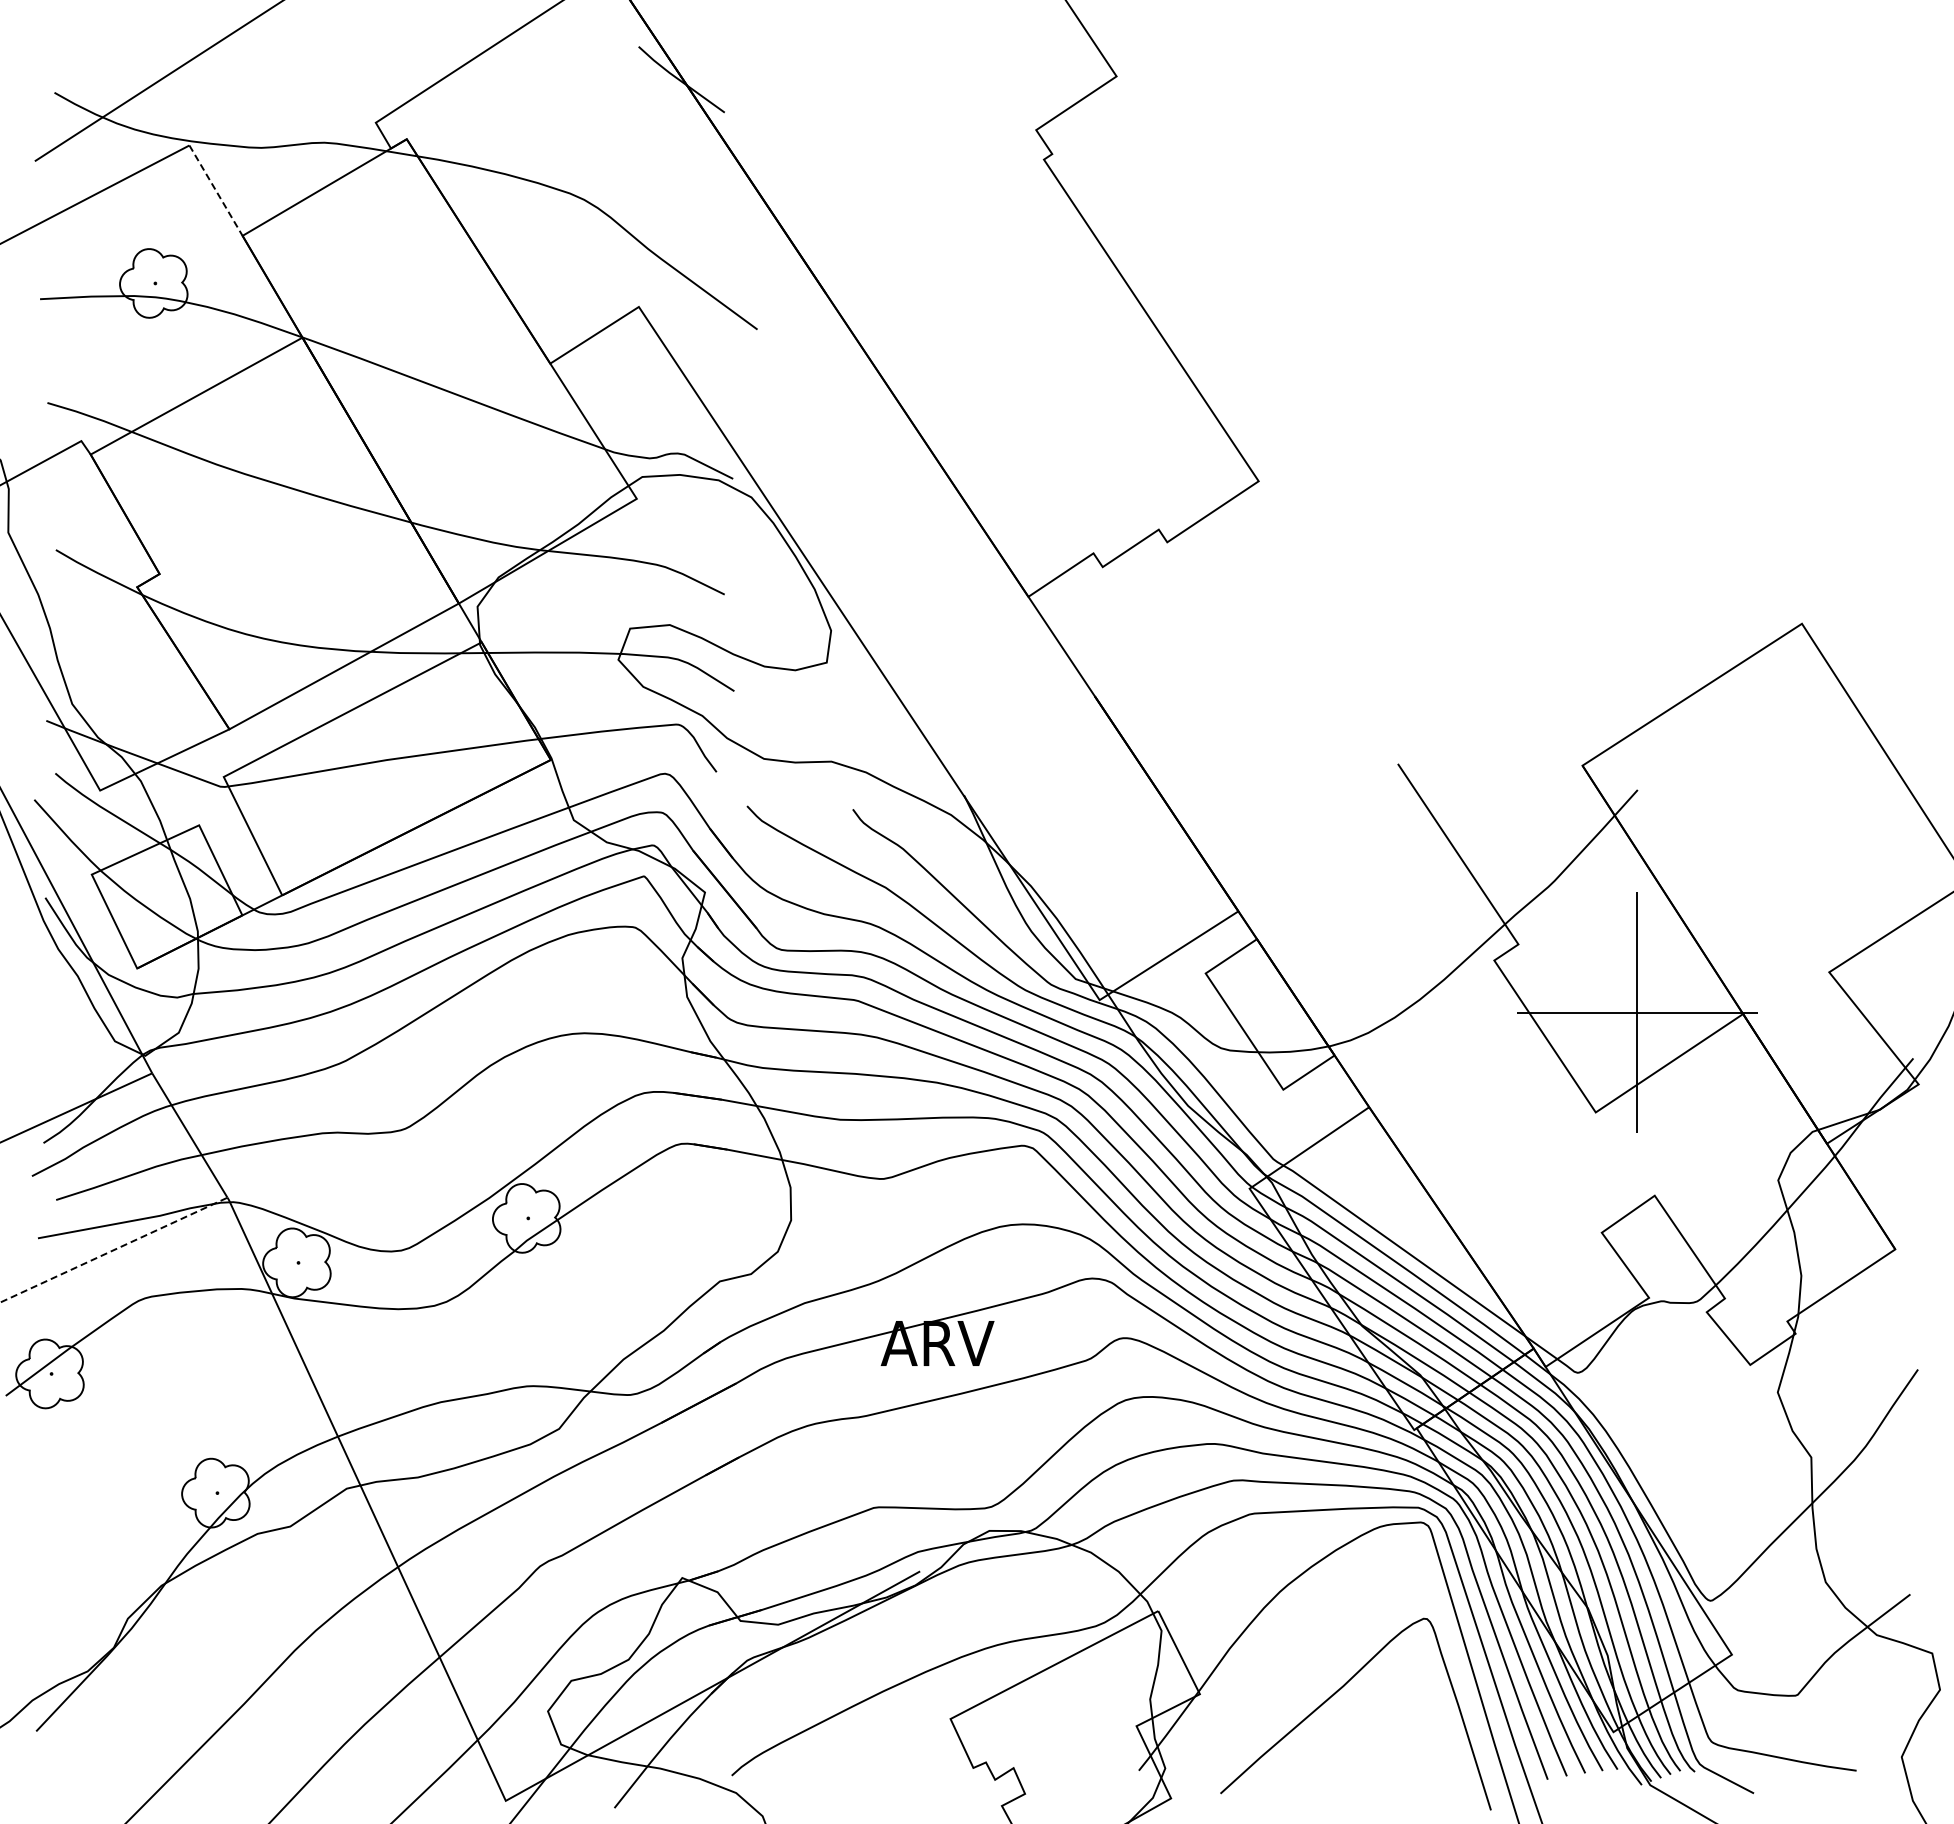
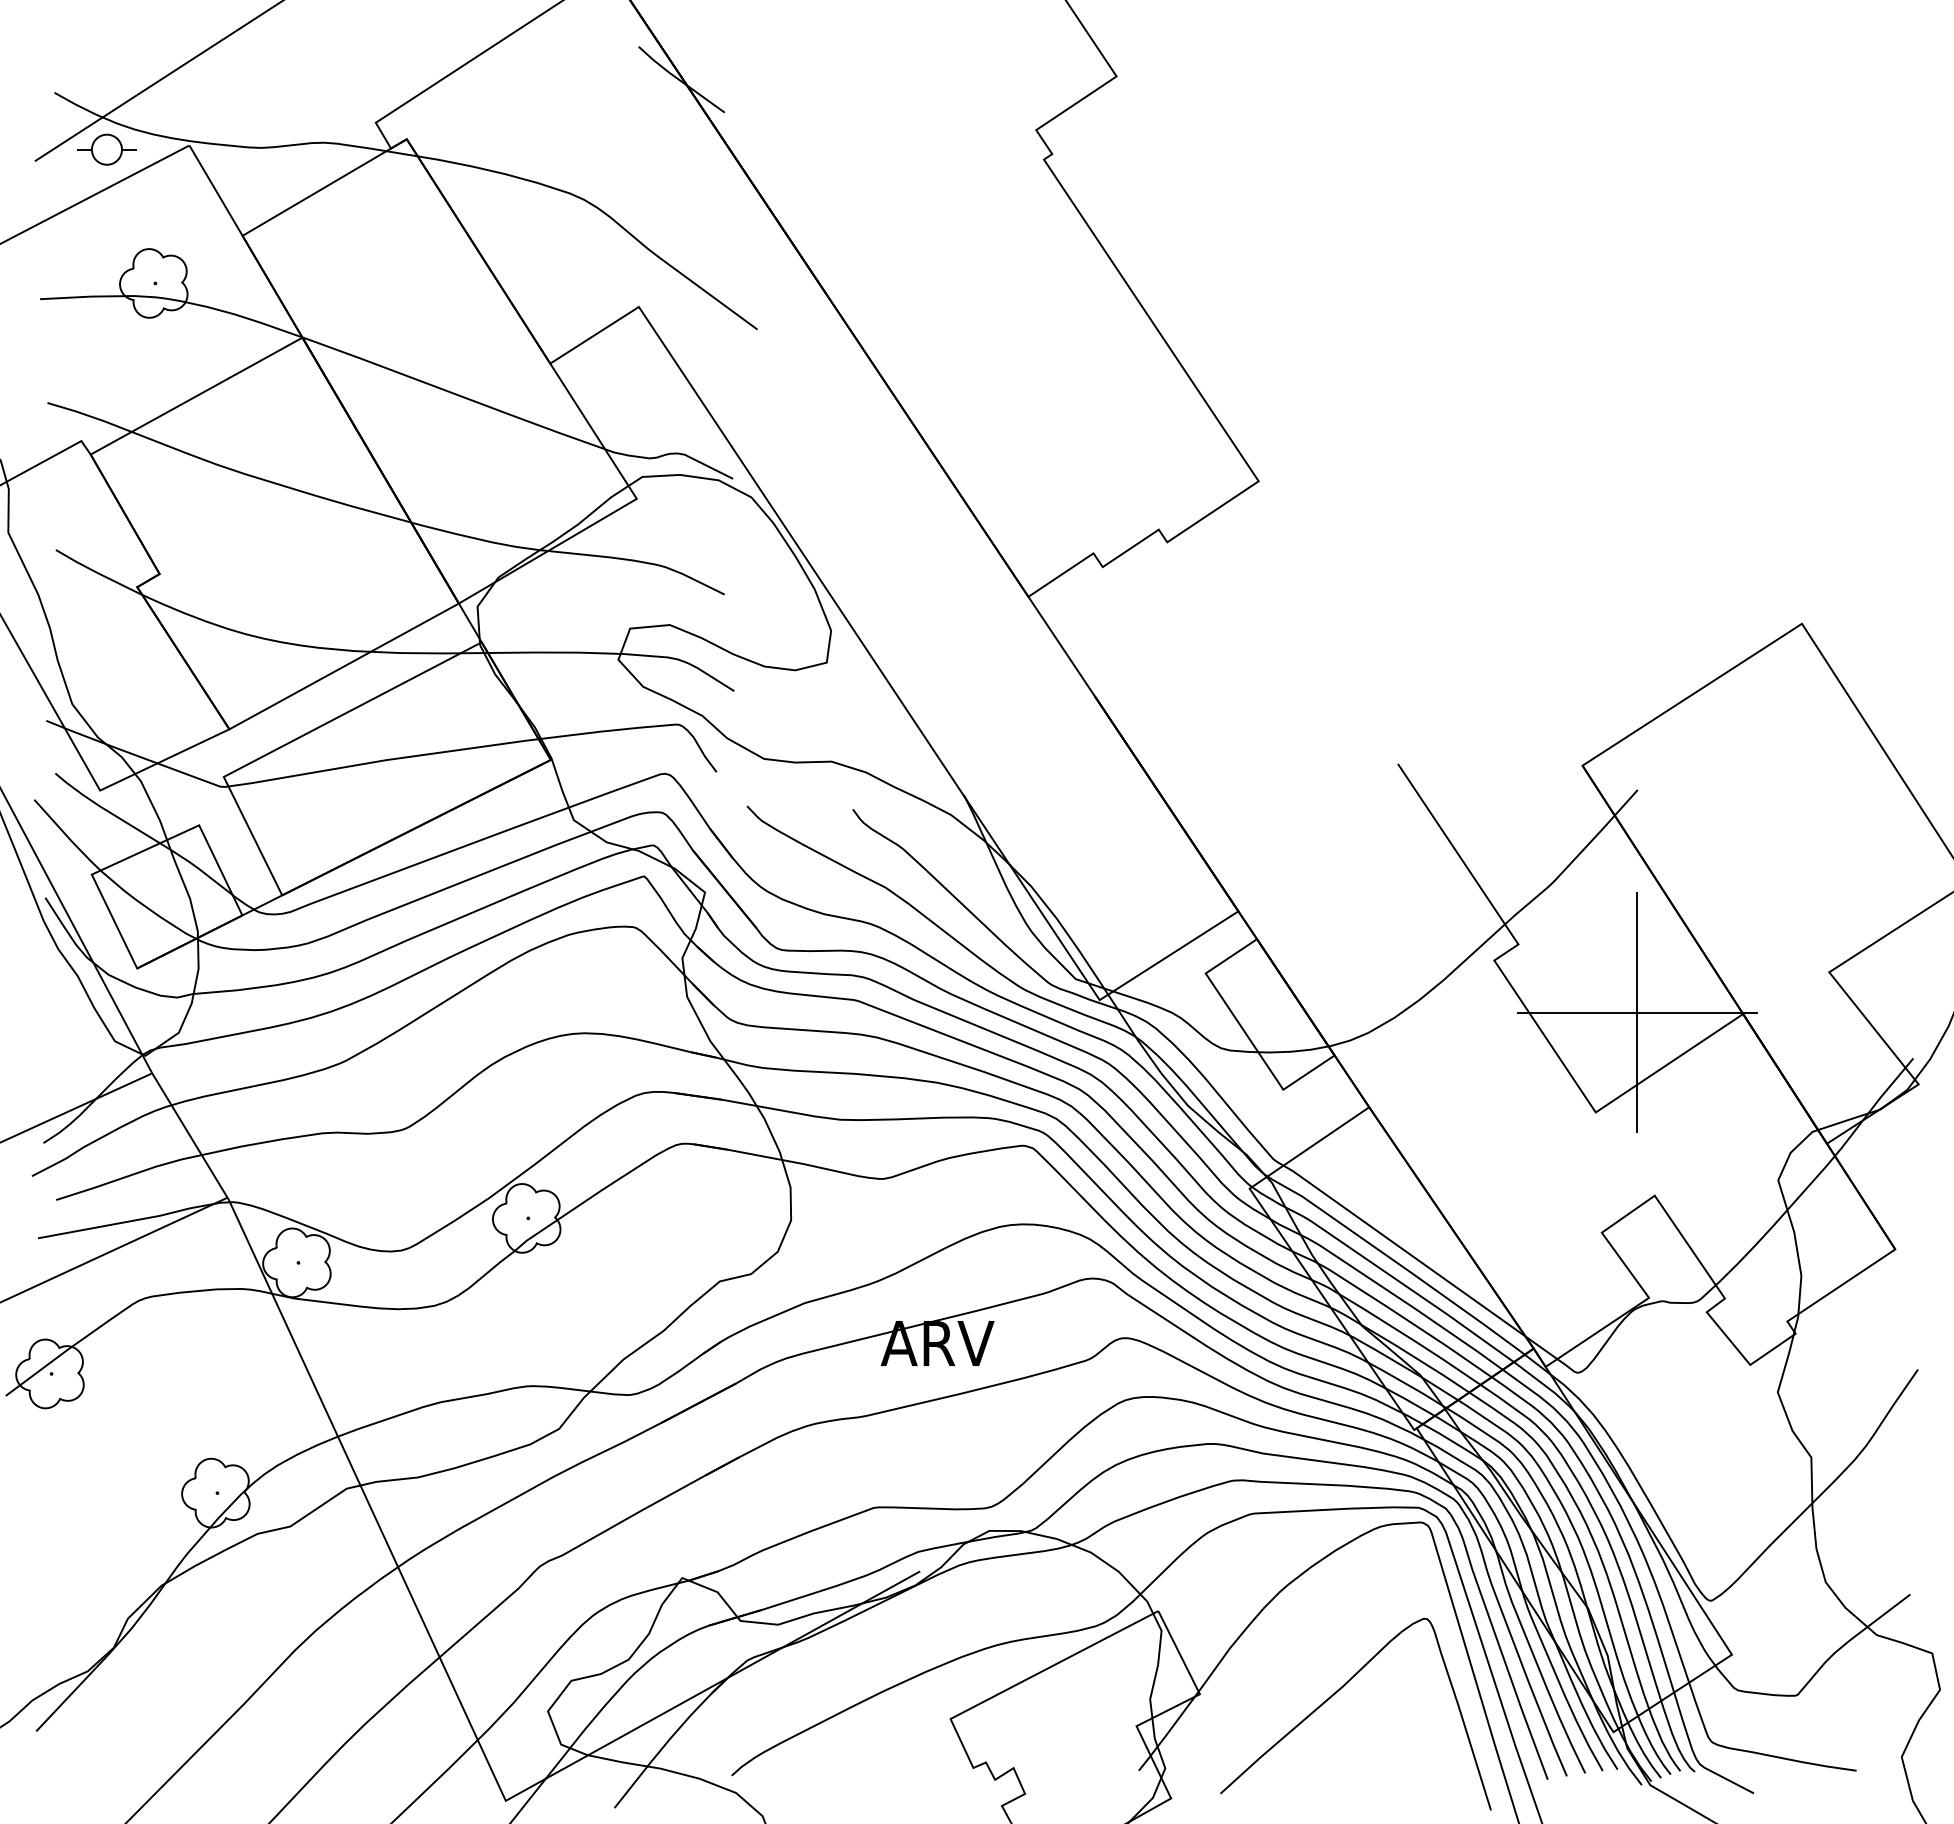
part: none -> present (106, 149)
line: dashed -> solid (216, 191)
line: dashed -> solid (114, 1249)
